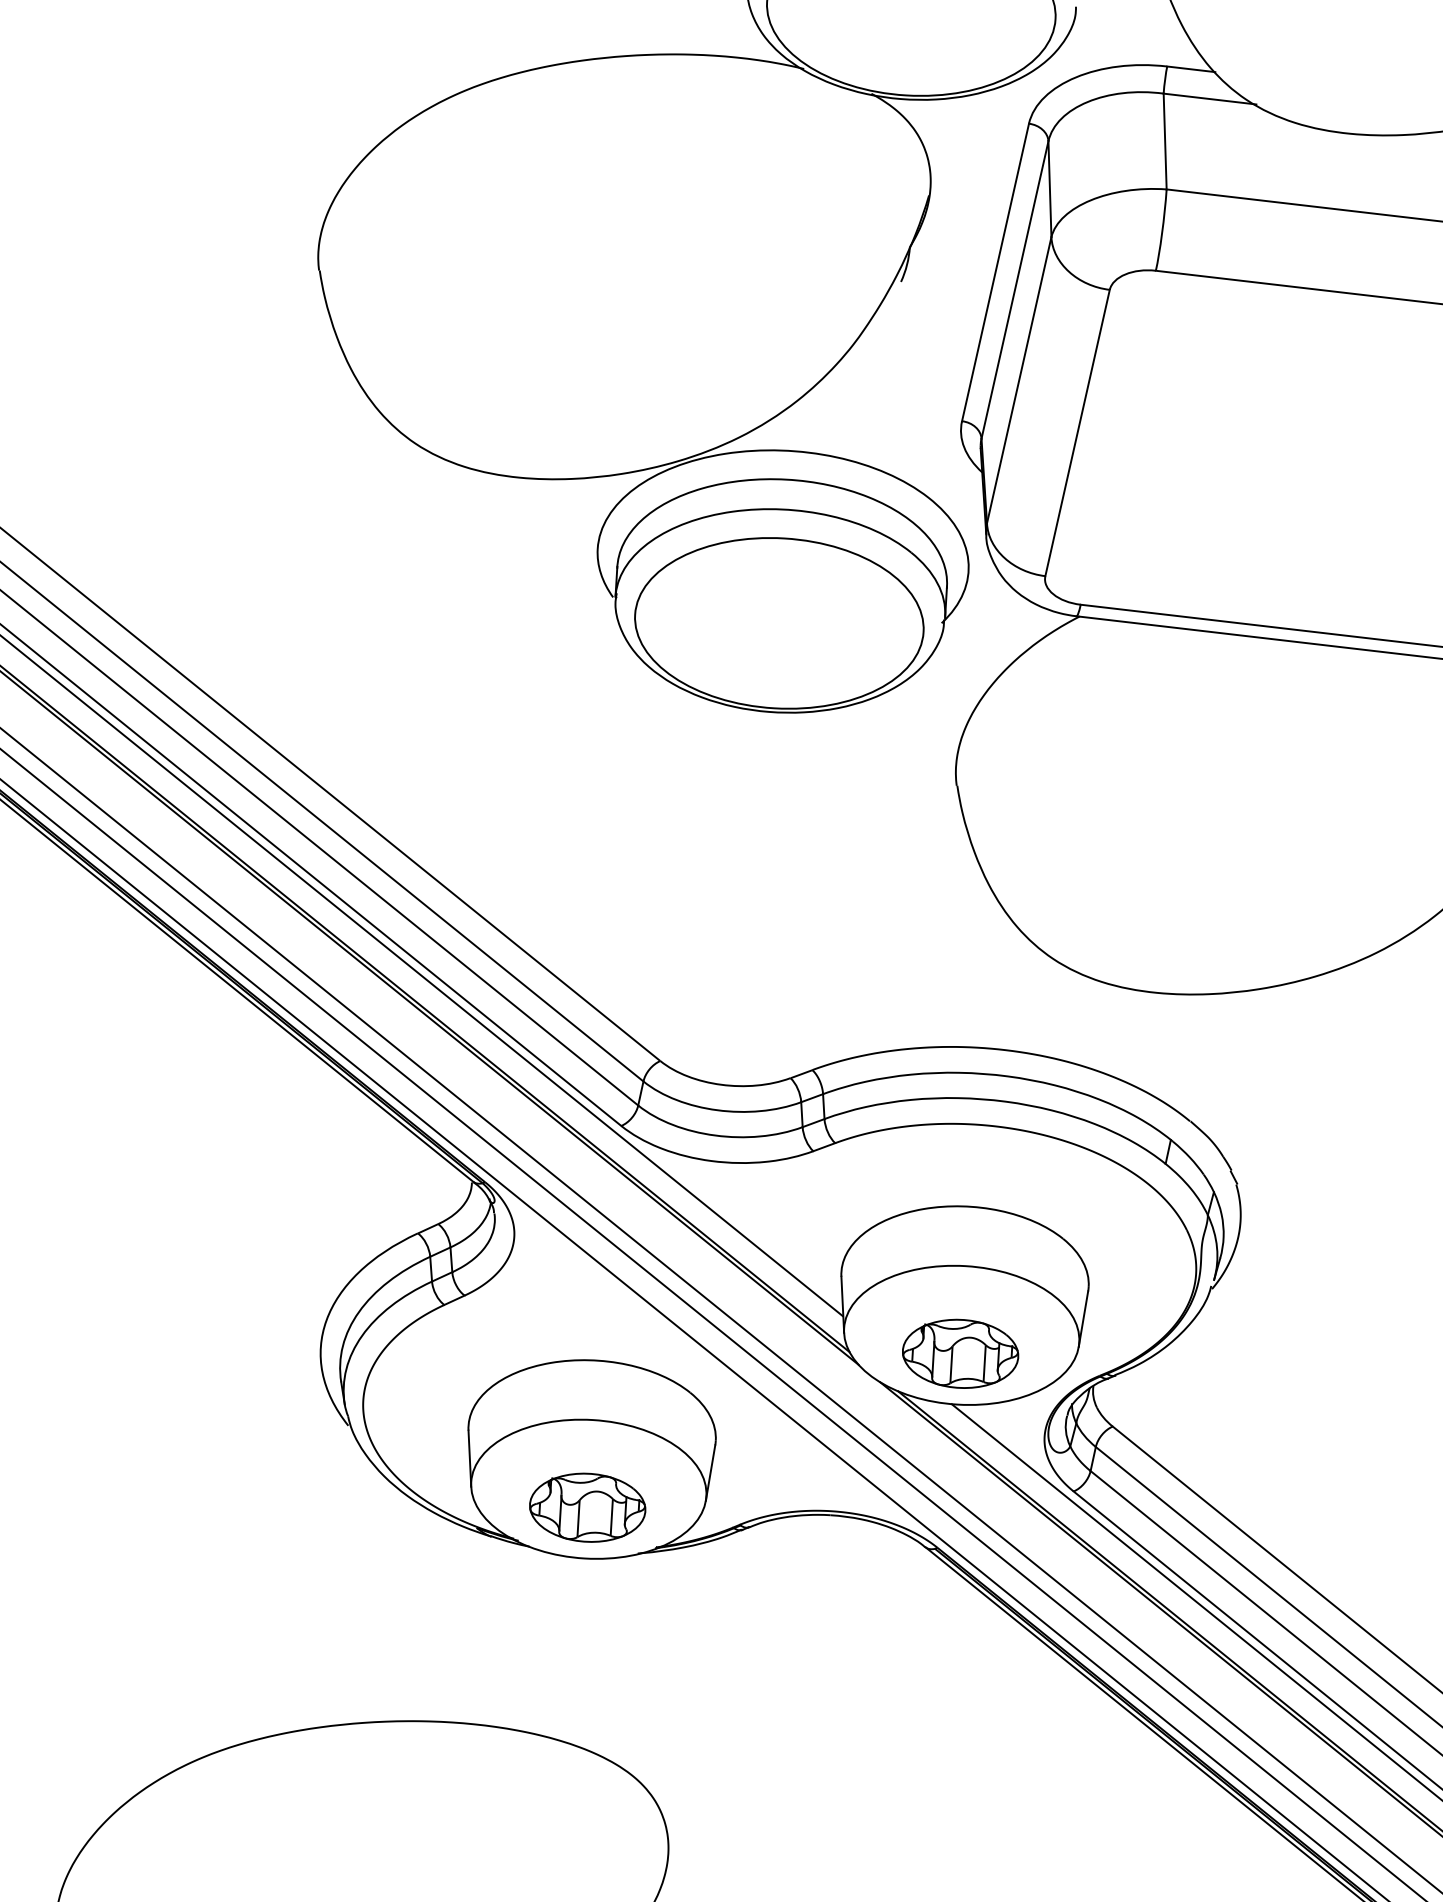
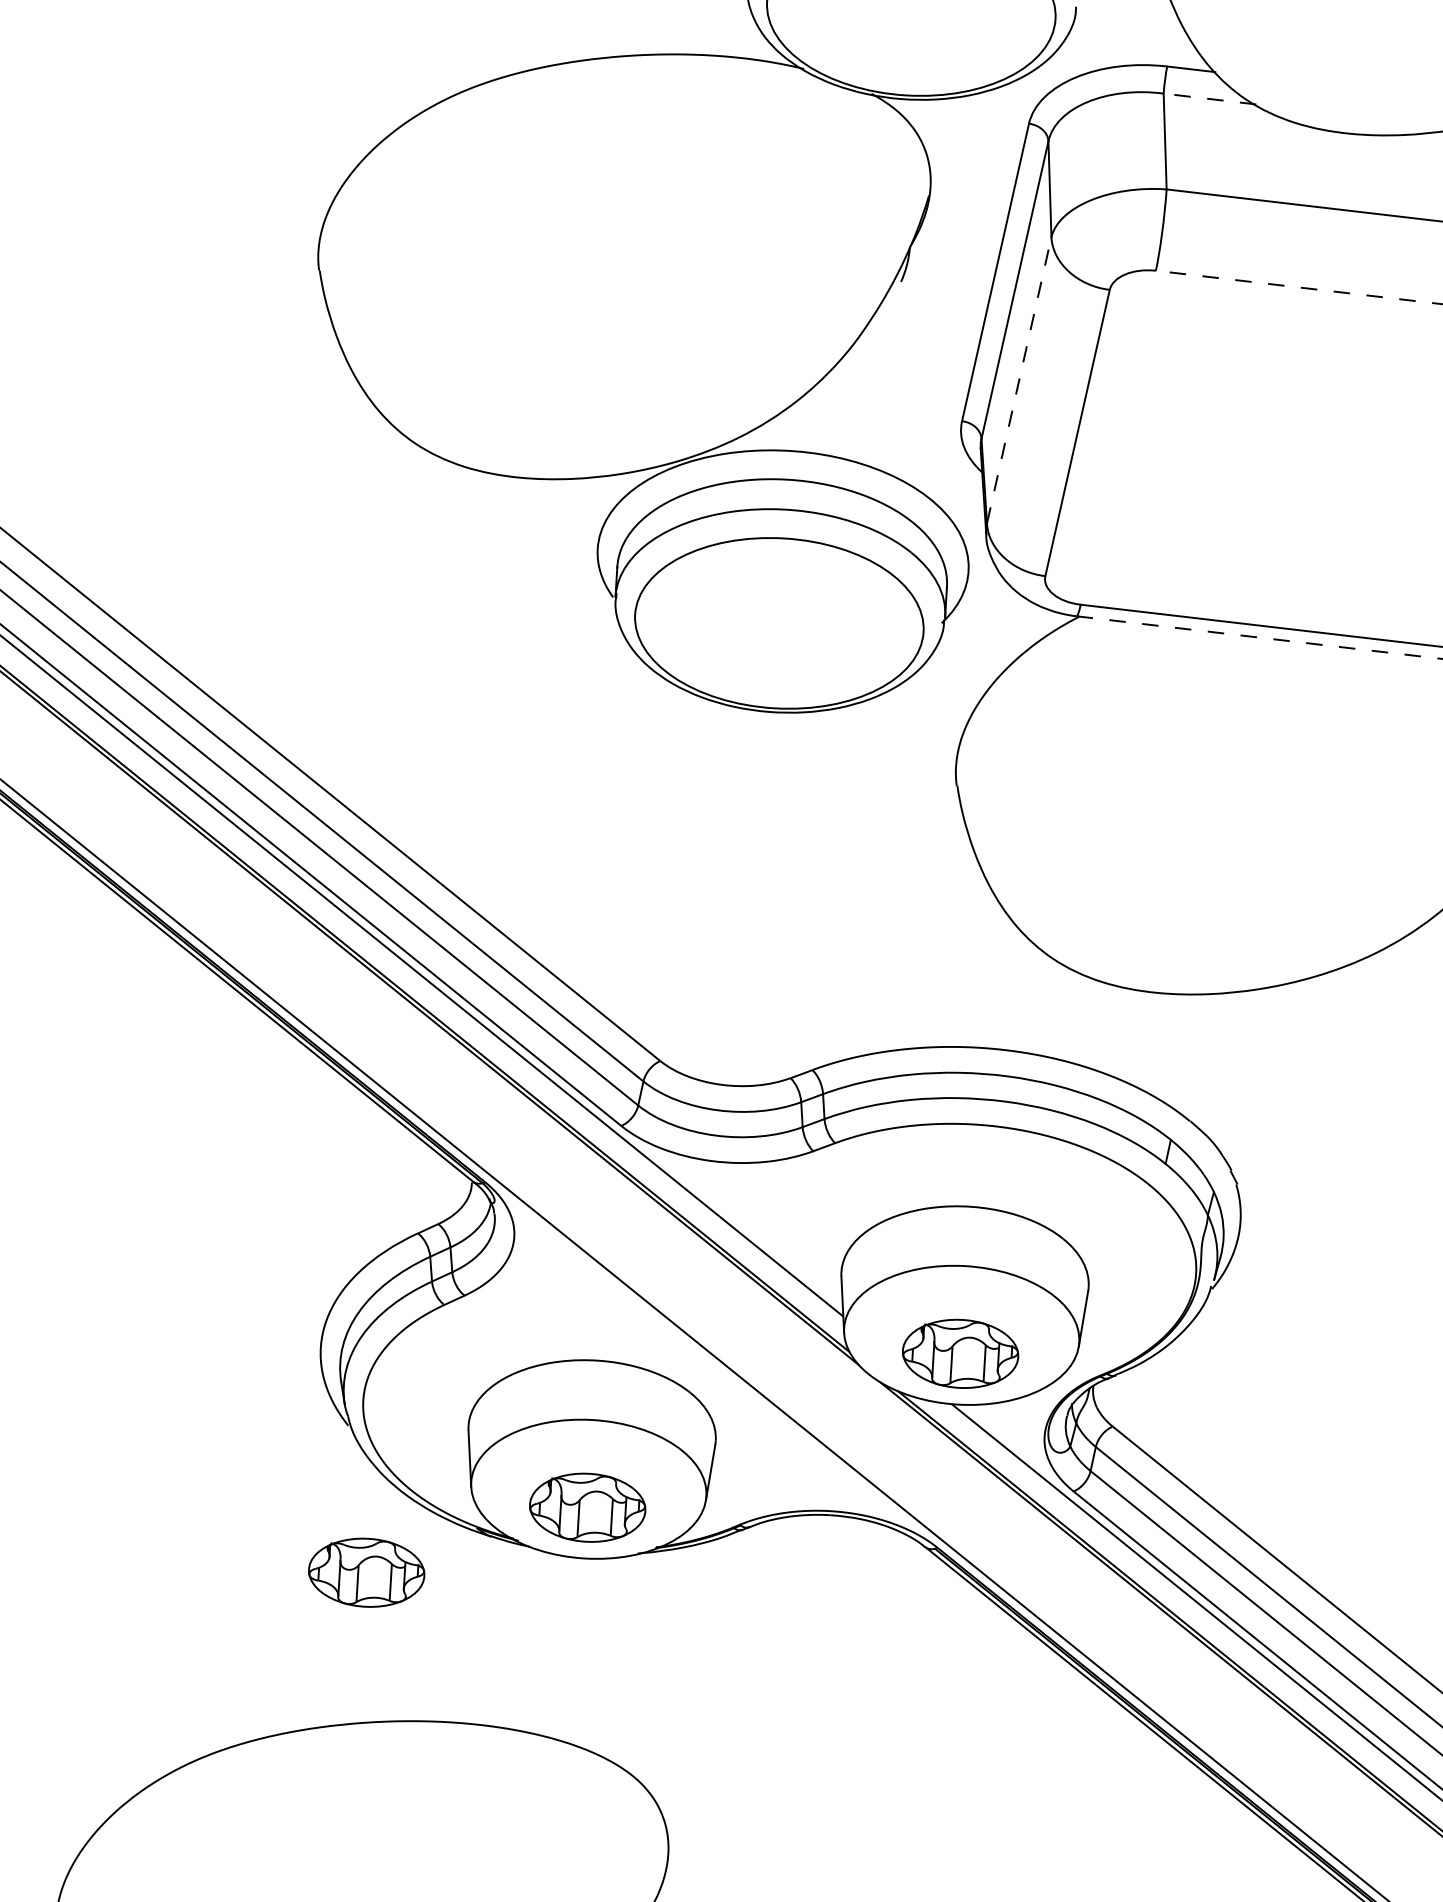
line: solid -> dashed (1210, 99)
line: solid -> dashed (1298, 287)
line: solid -> dashed (1019, 380)
line: solid -> dashed (1260, 637)
line: present -> none (720, 1310)
line: present -> none (712, 1324)
part: none -> present (366, 1572)
